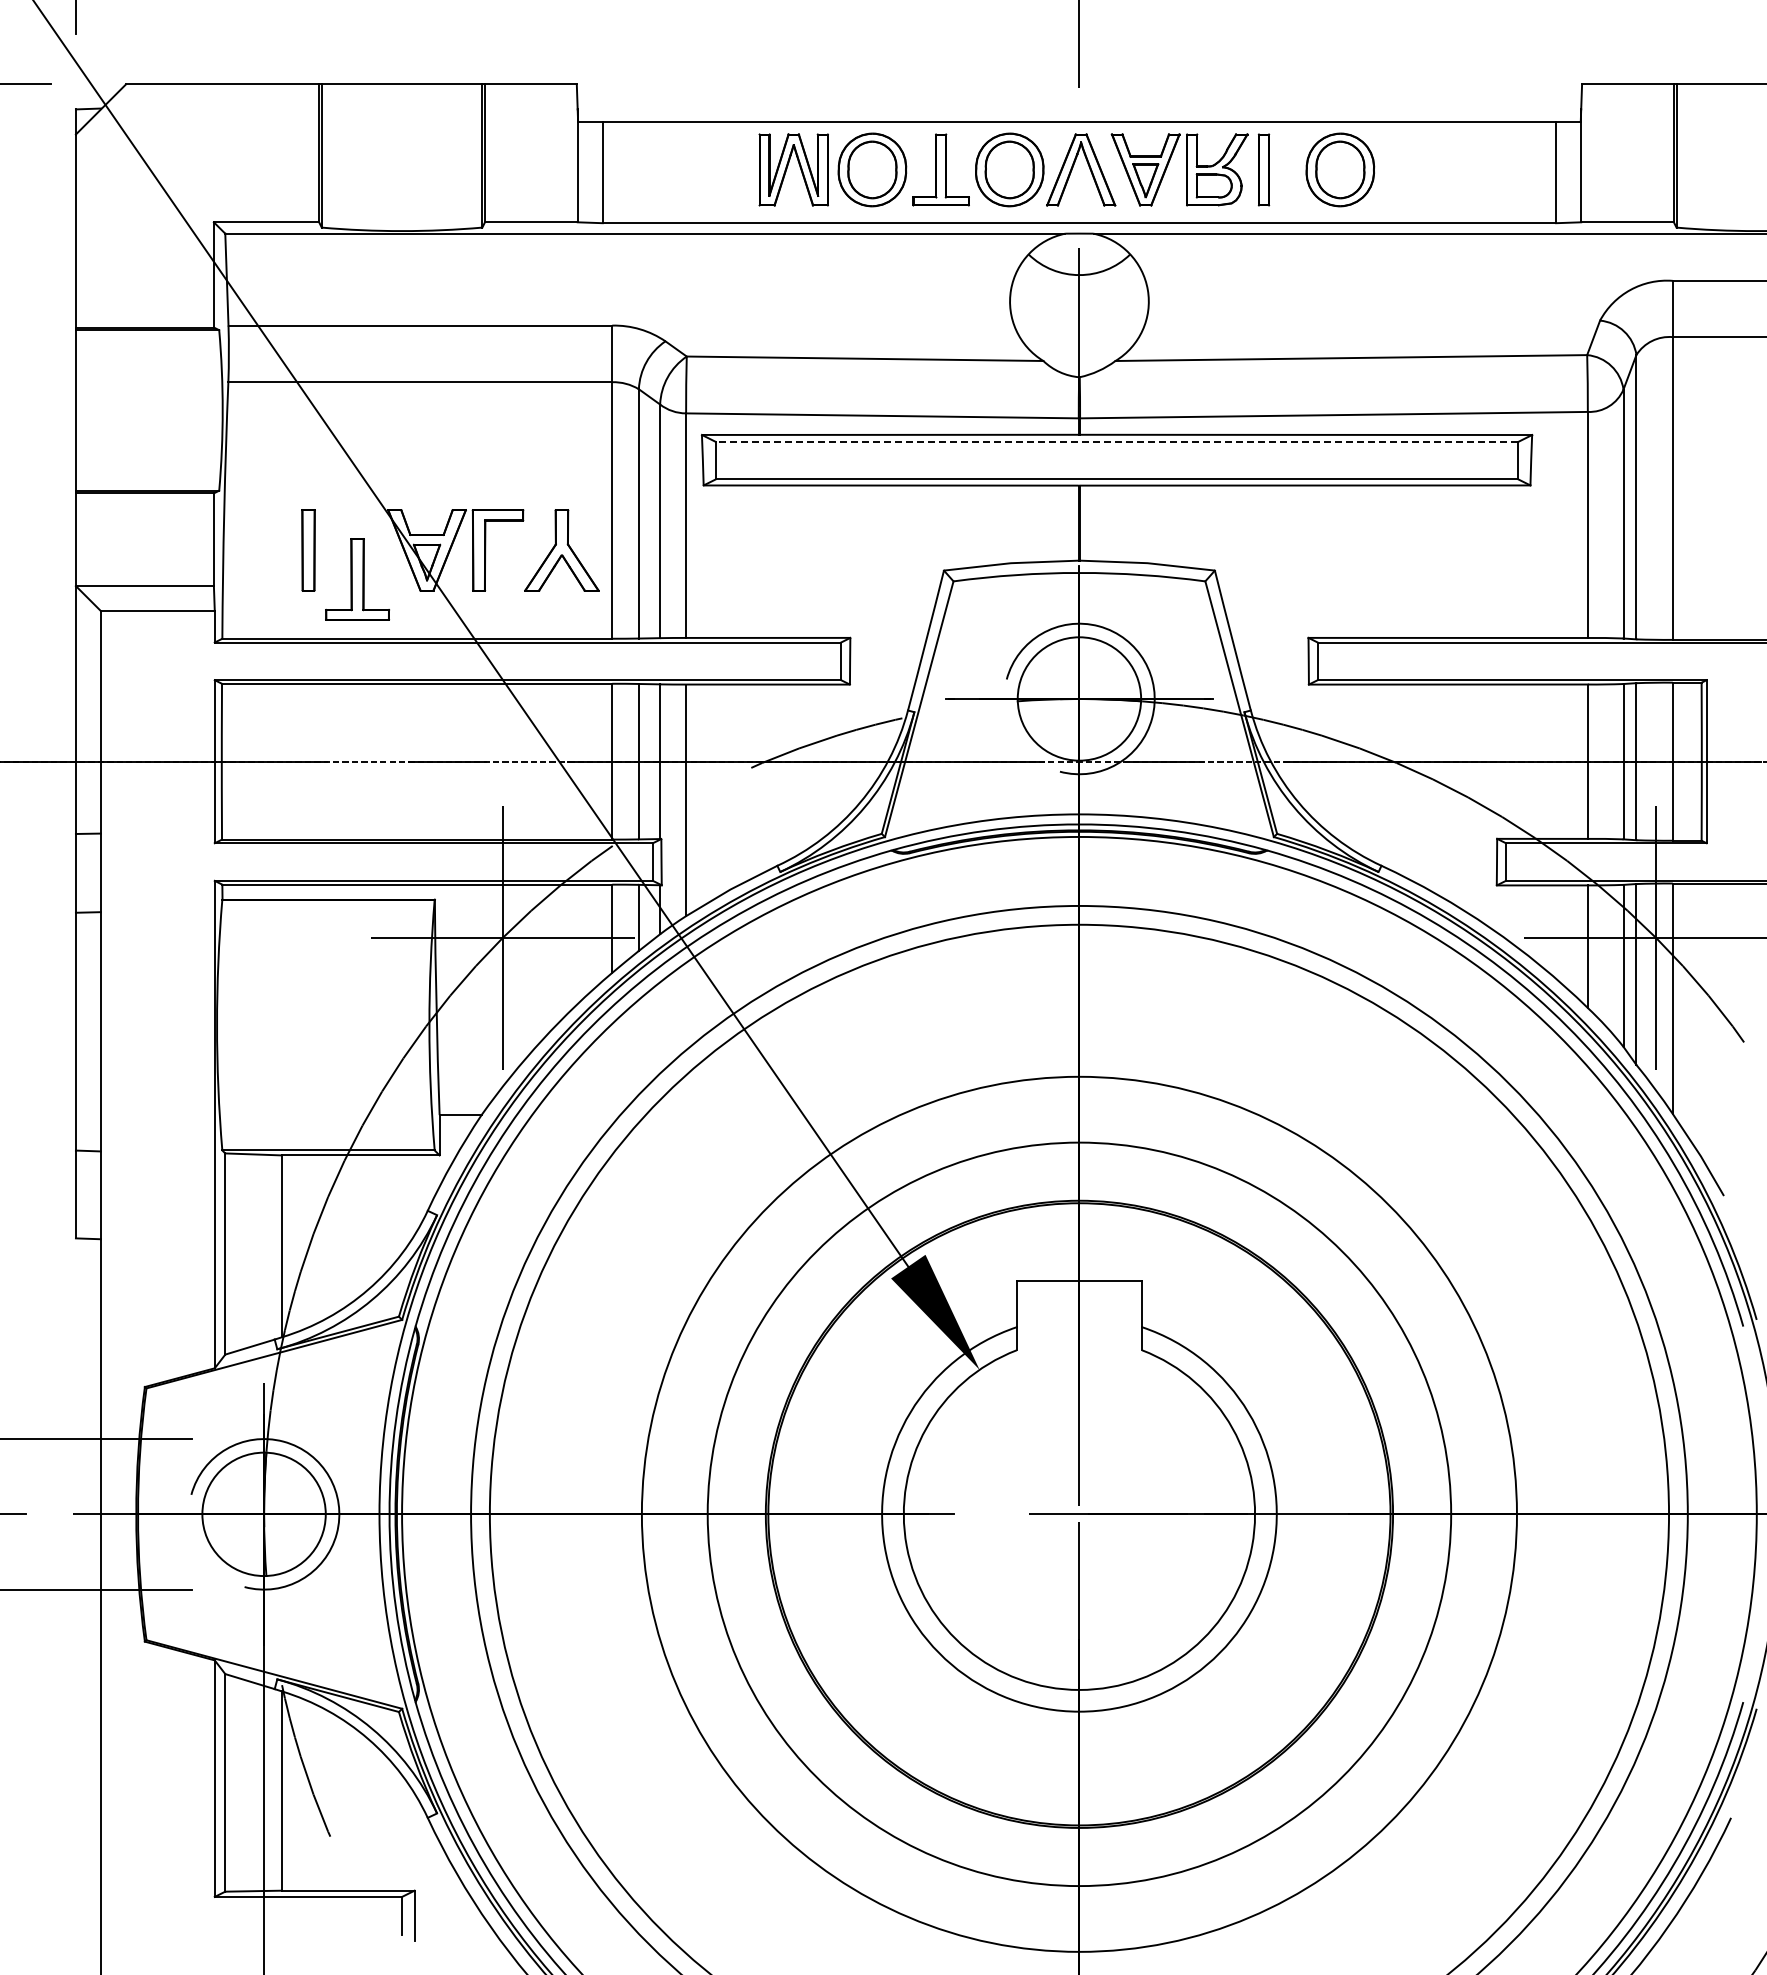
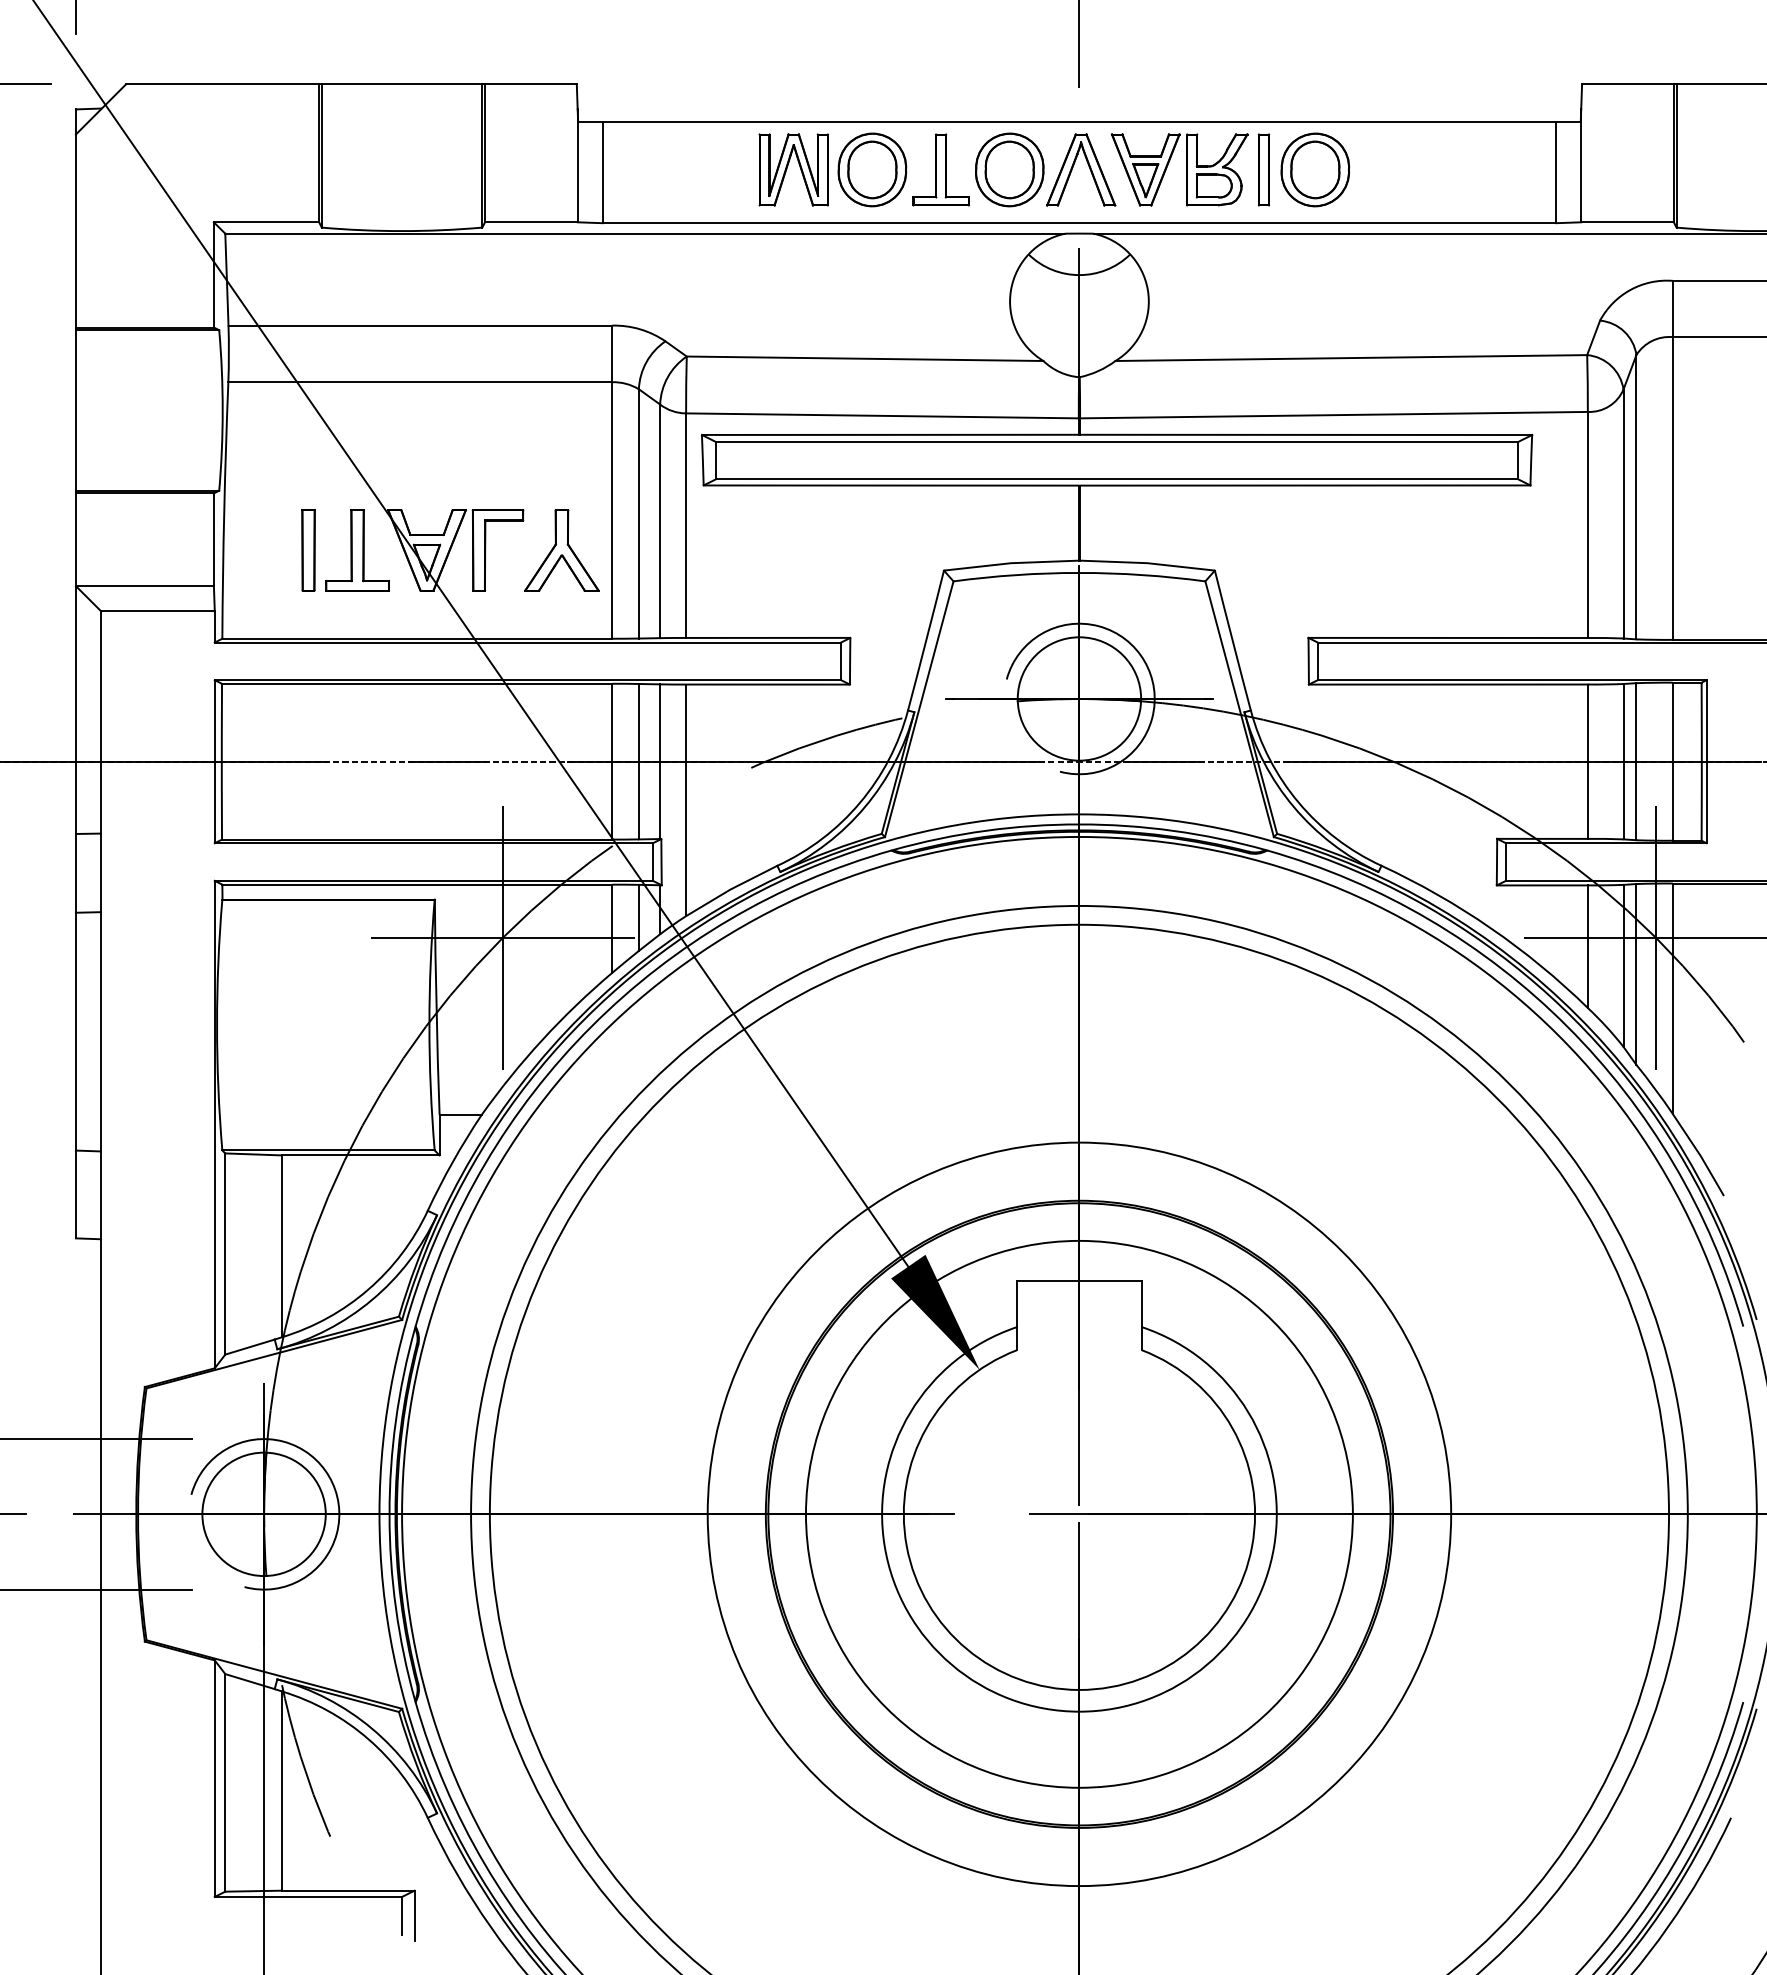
part position: (1340, 169) -> (1315, 169) (1315, 169)
line: dashed -> solid (1116, 441)
part position: (357, 579) -> (357, 550) (357, 550)
circle diameter: 875 px -> 547 px (1078, 1513)
